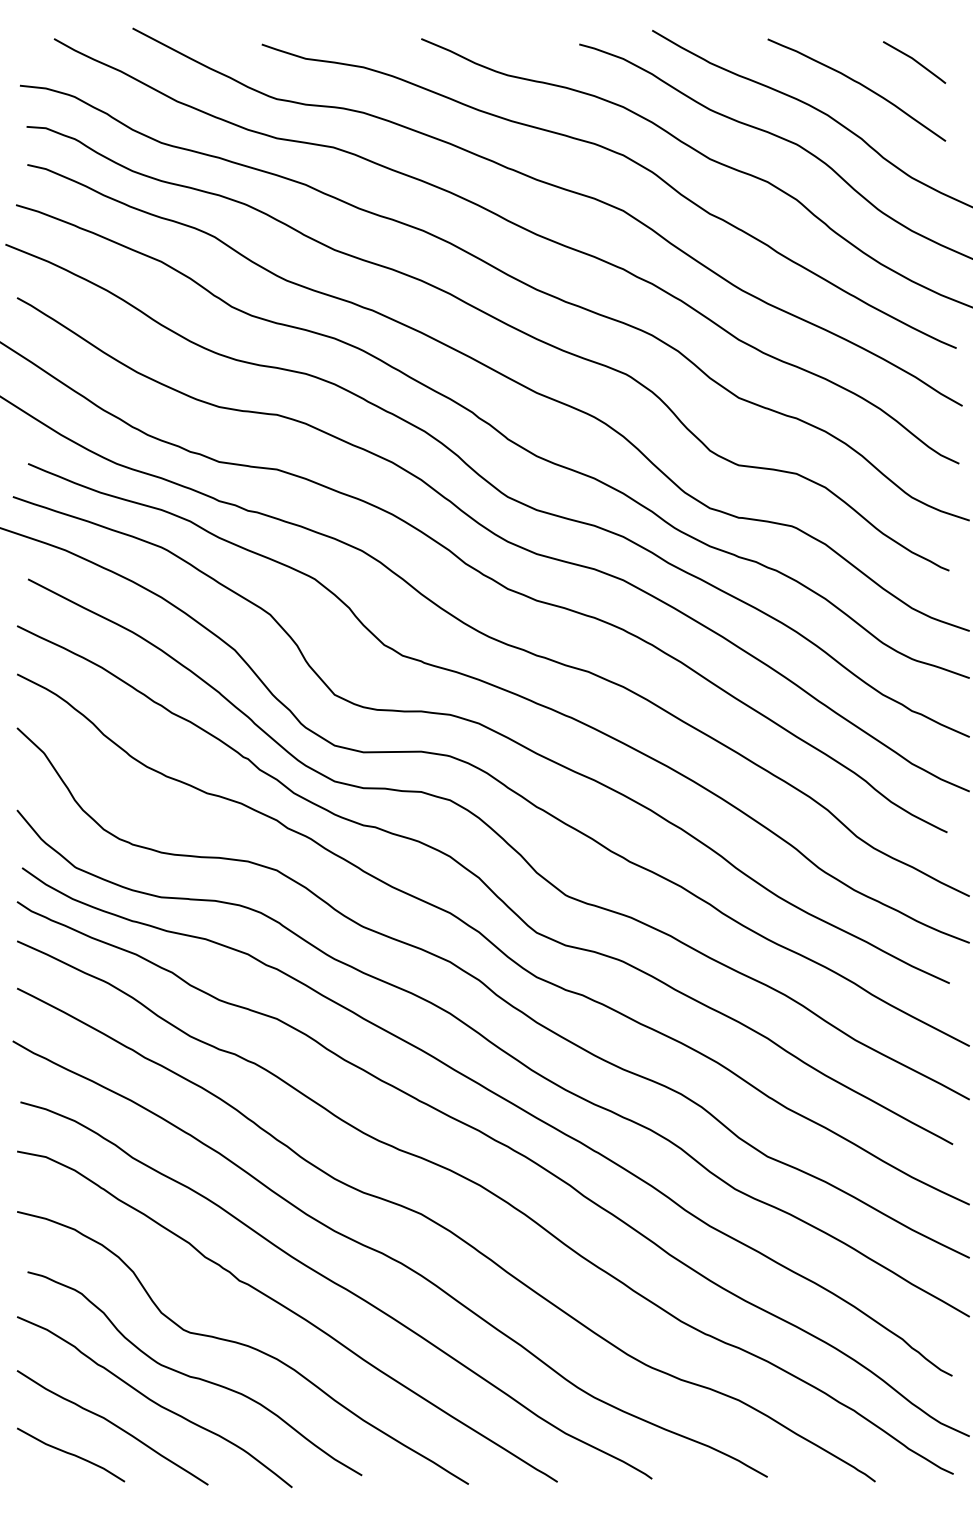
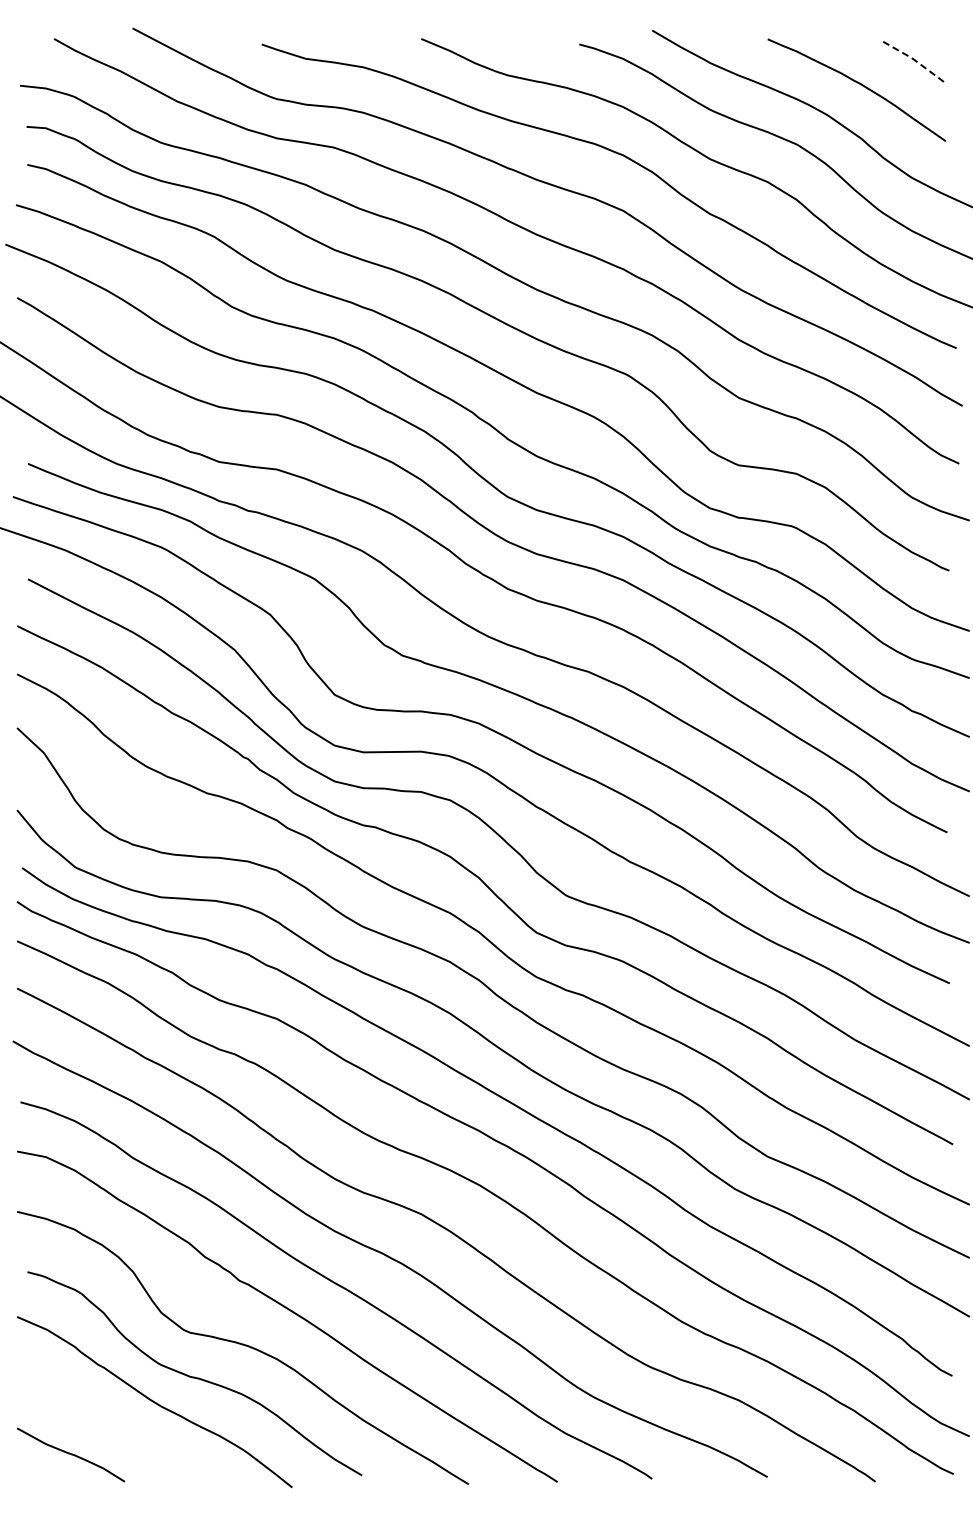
line: solid -> dashed (916, 61)
curve: present -> none (113, 1425)
